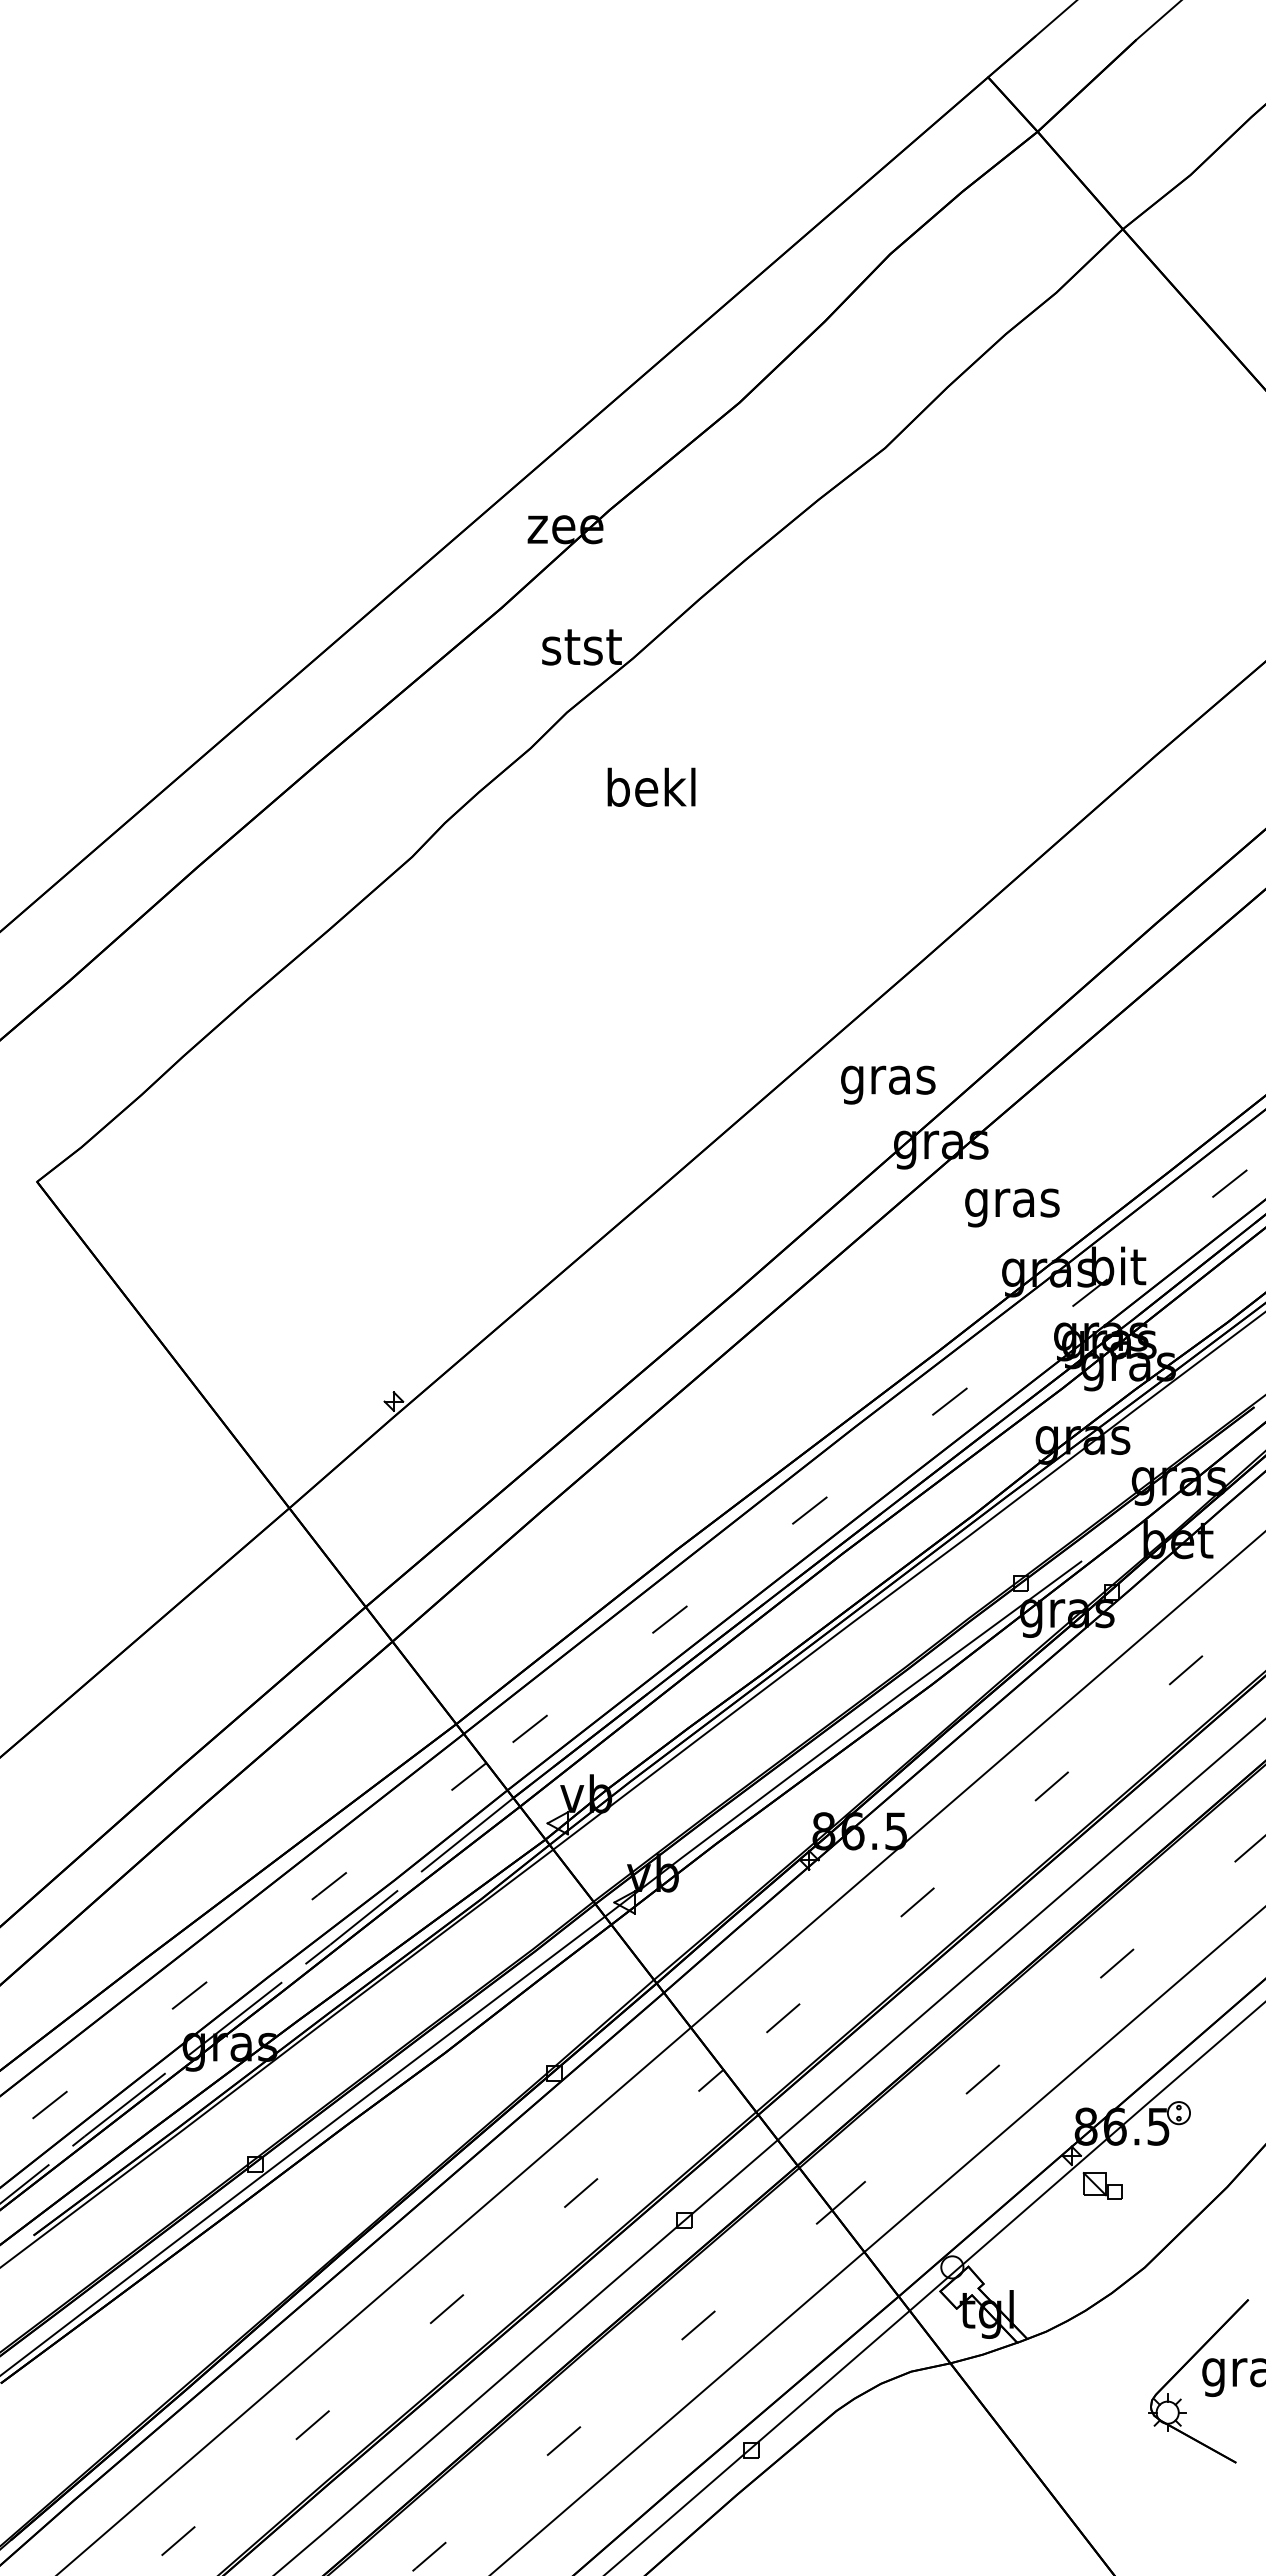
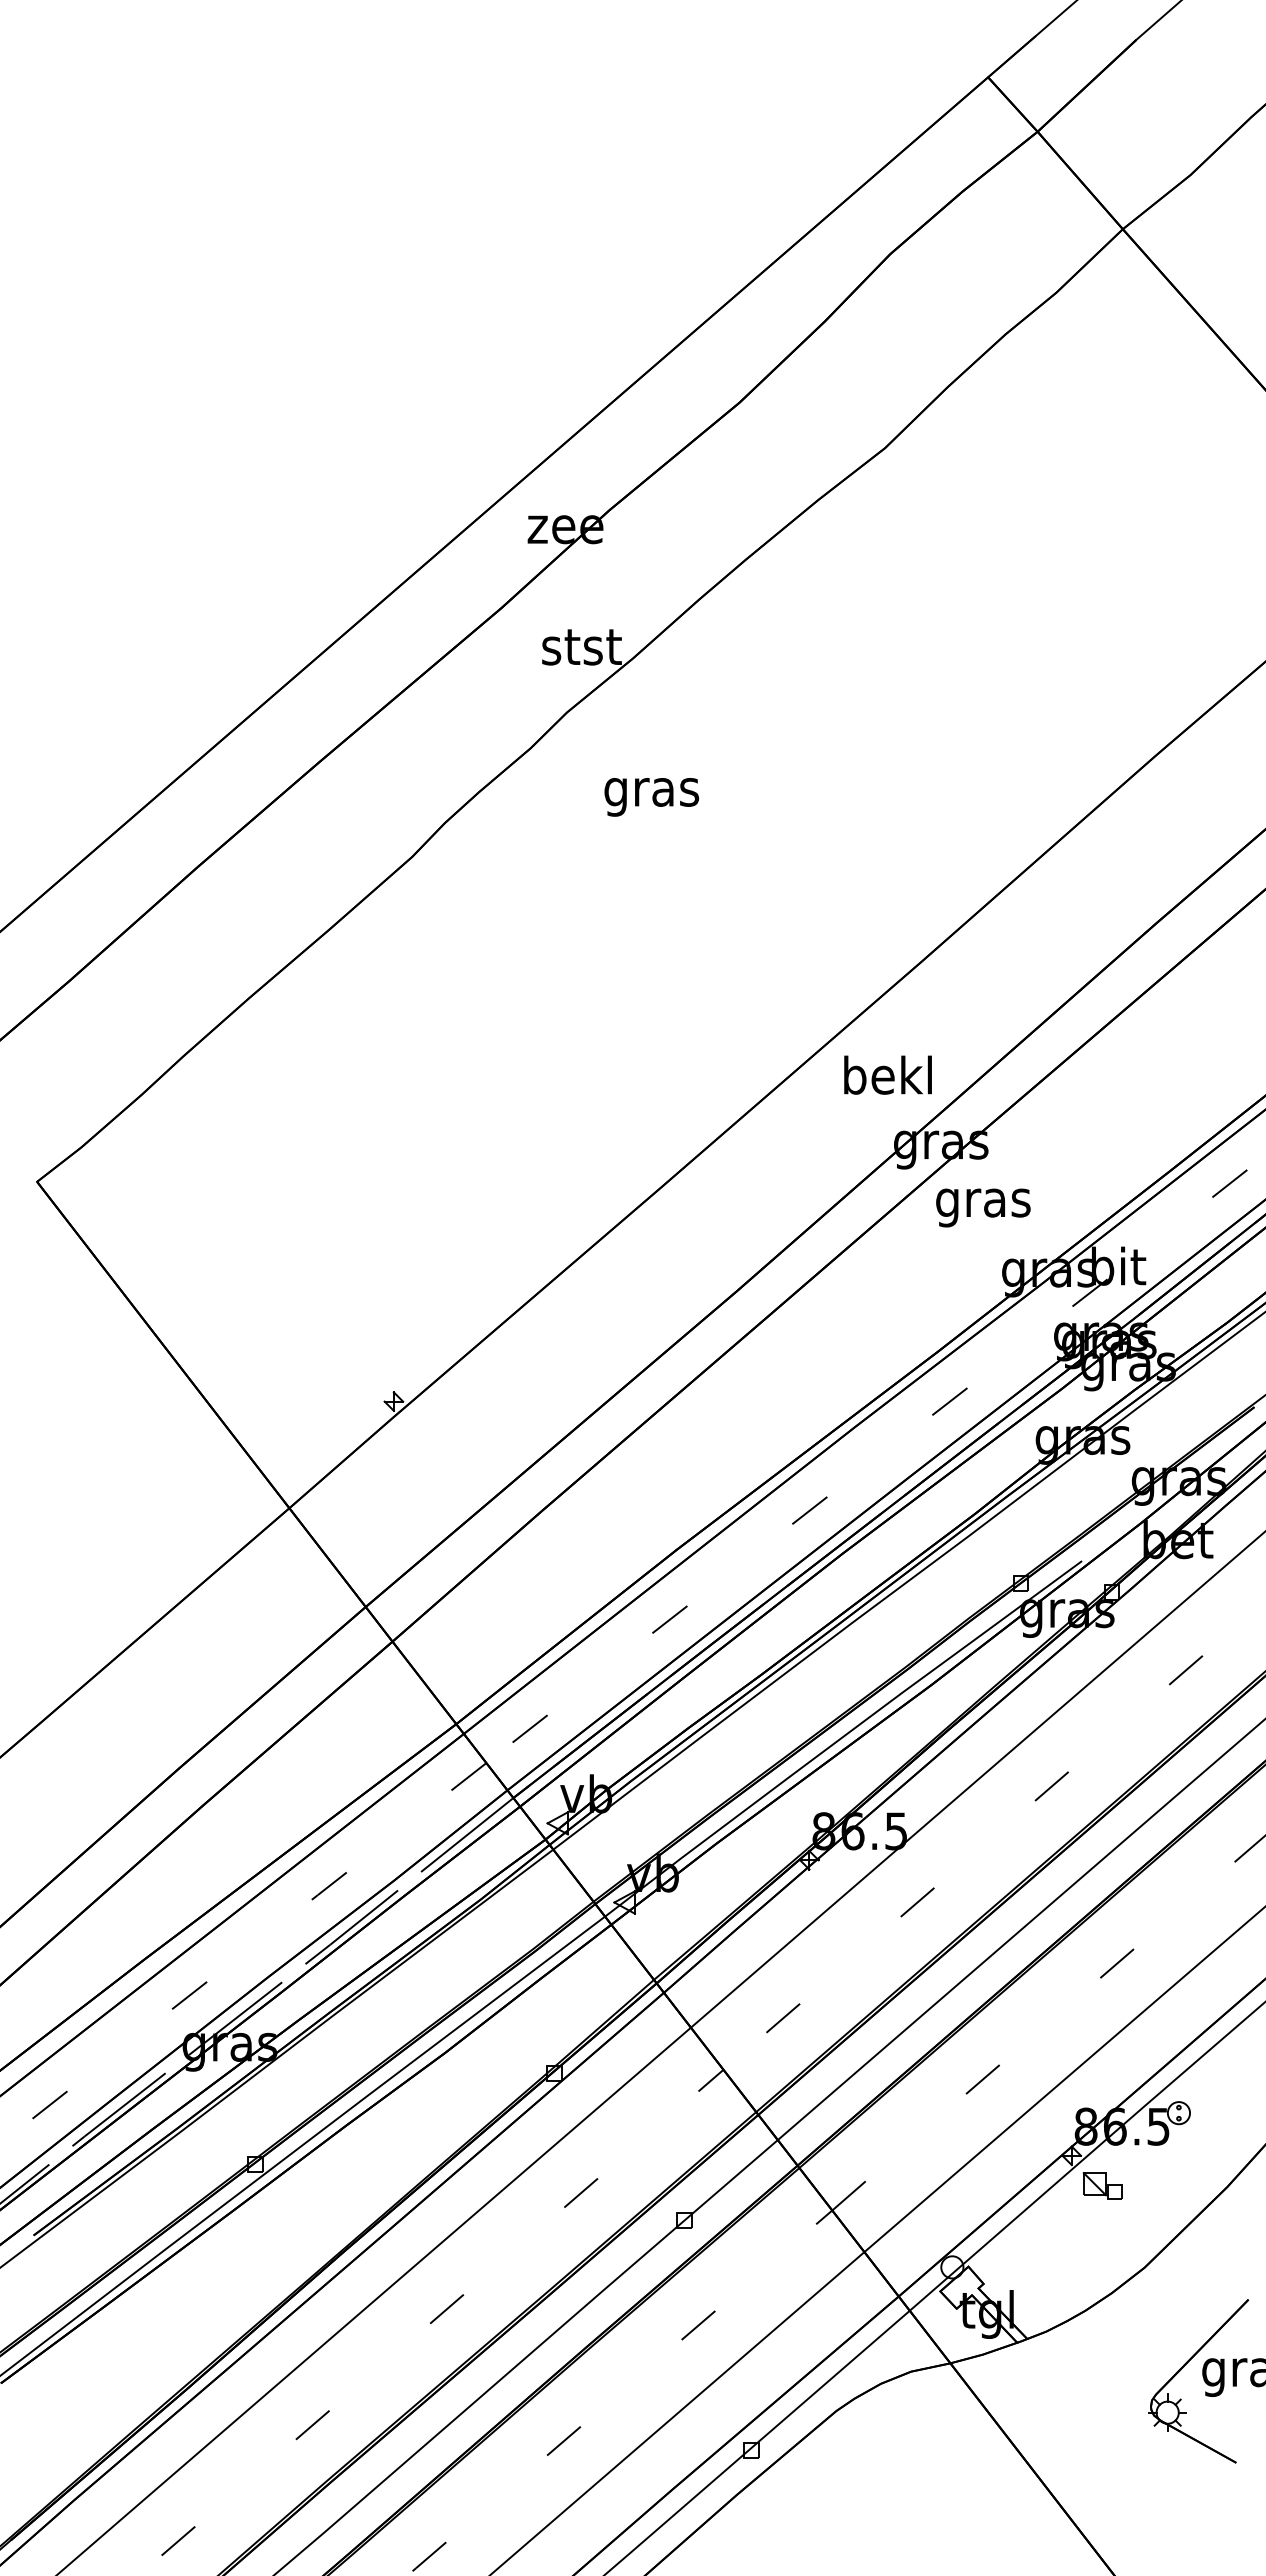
text: bekl -> gras (651, 791)
text: gras -> bekl (888, 1079)
text position: (1012, 1207) -> (983, 1207) (983, 1207)
